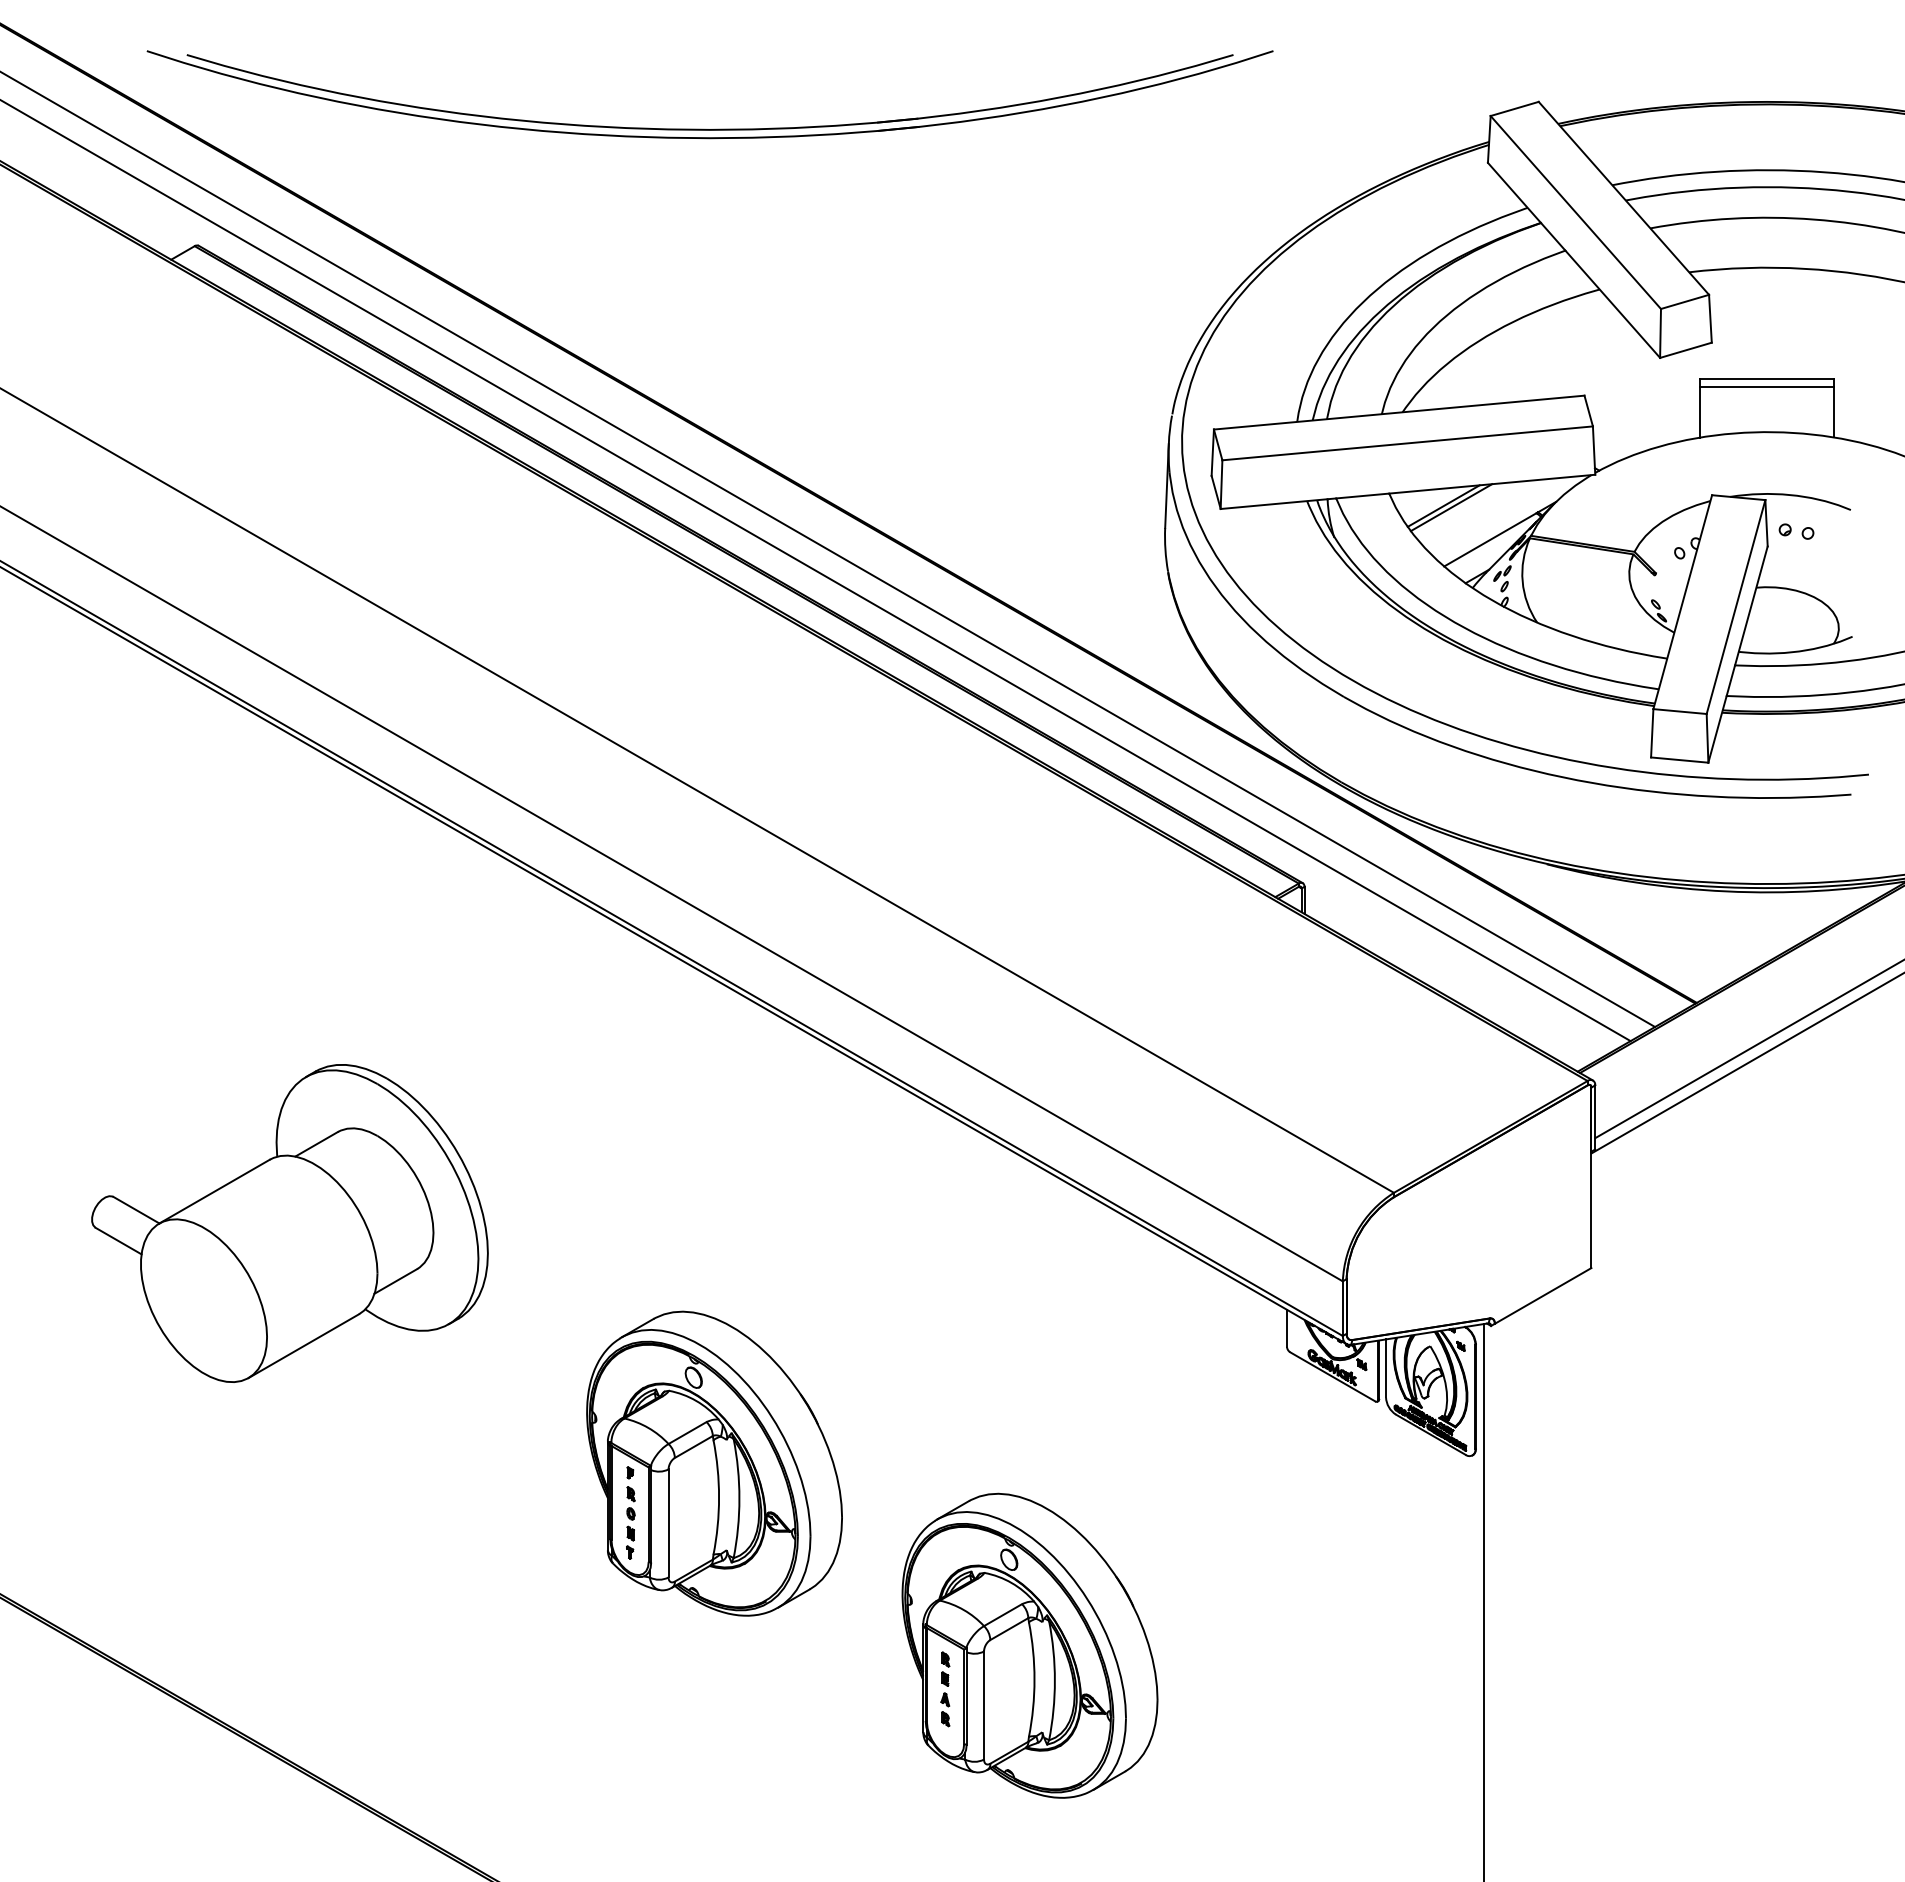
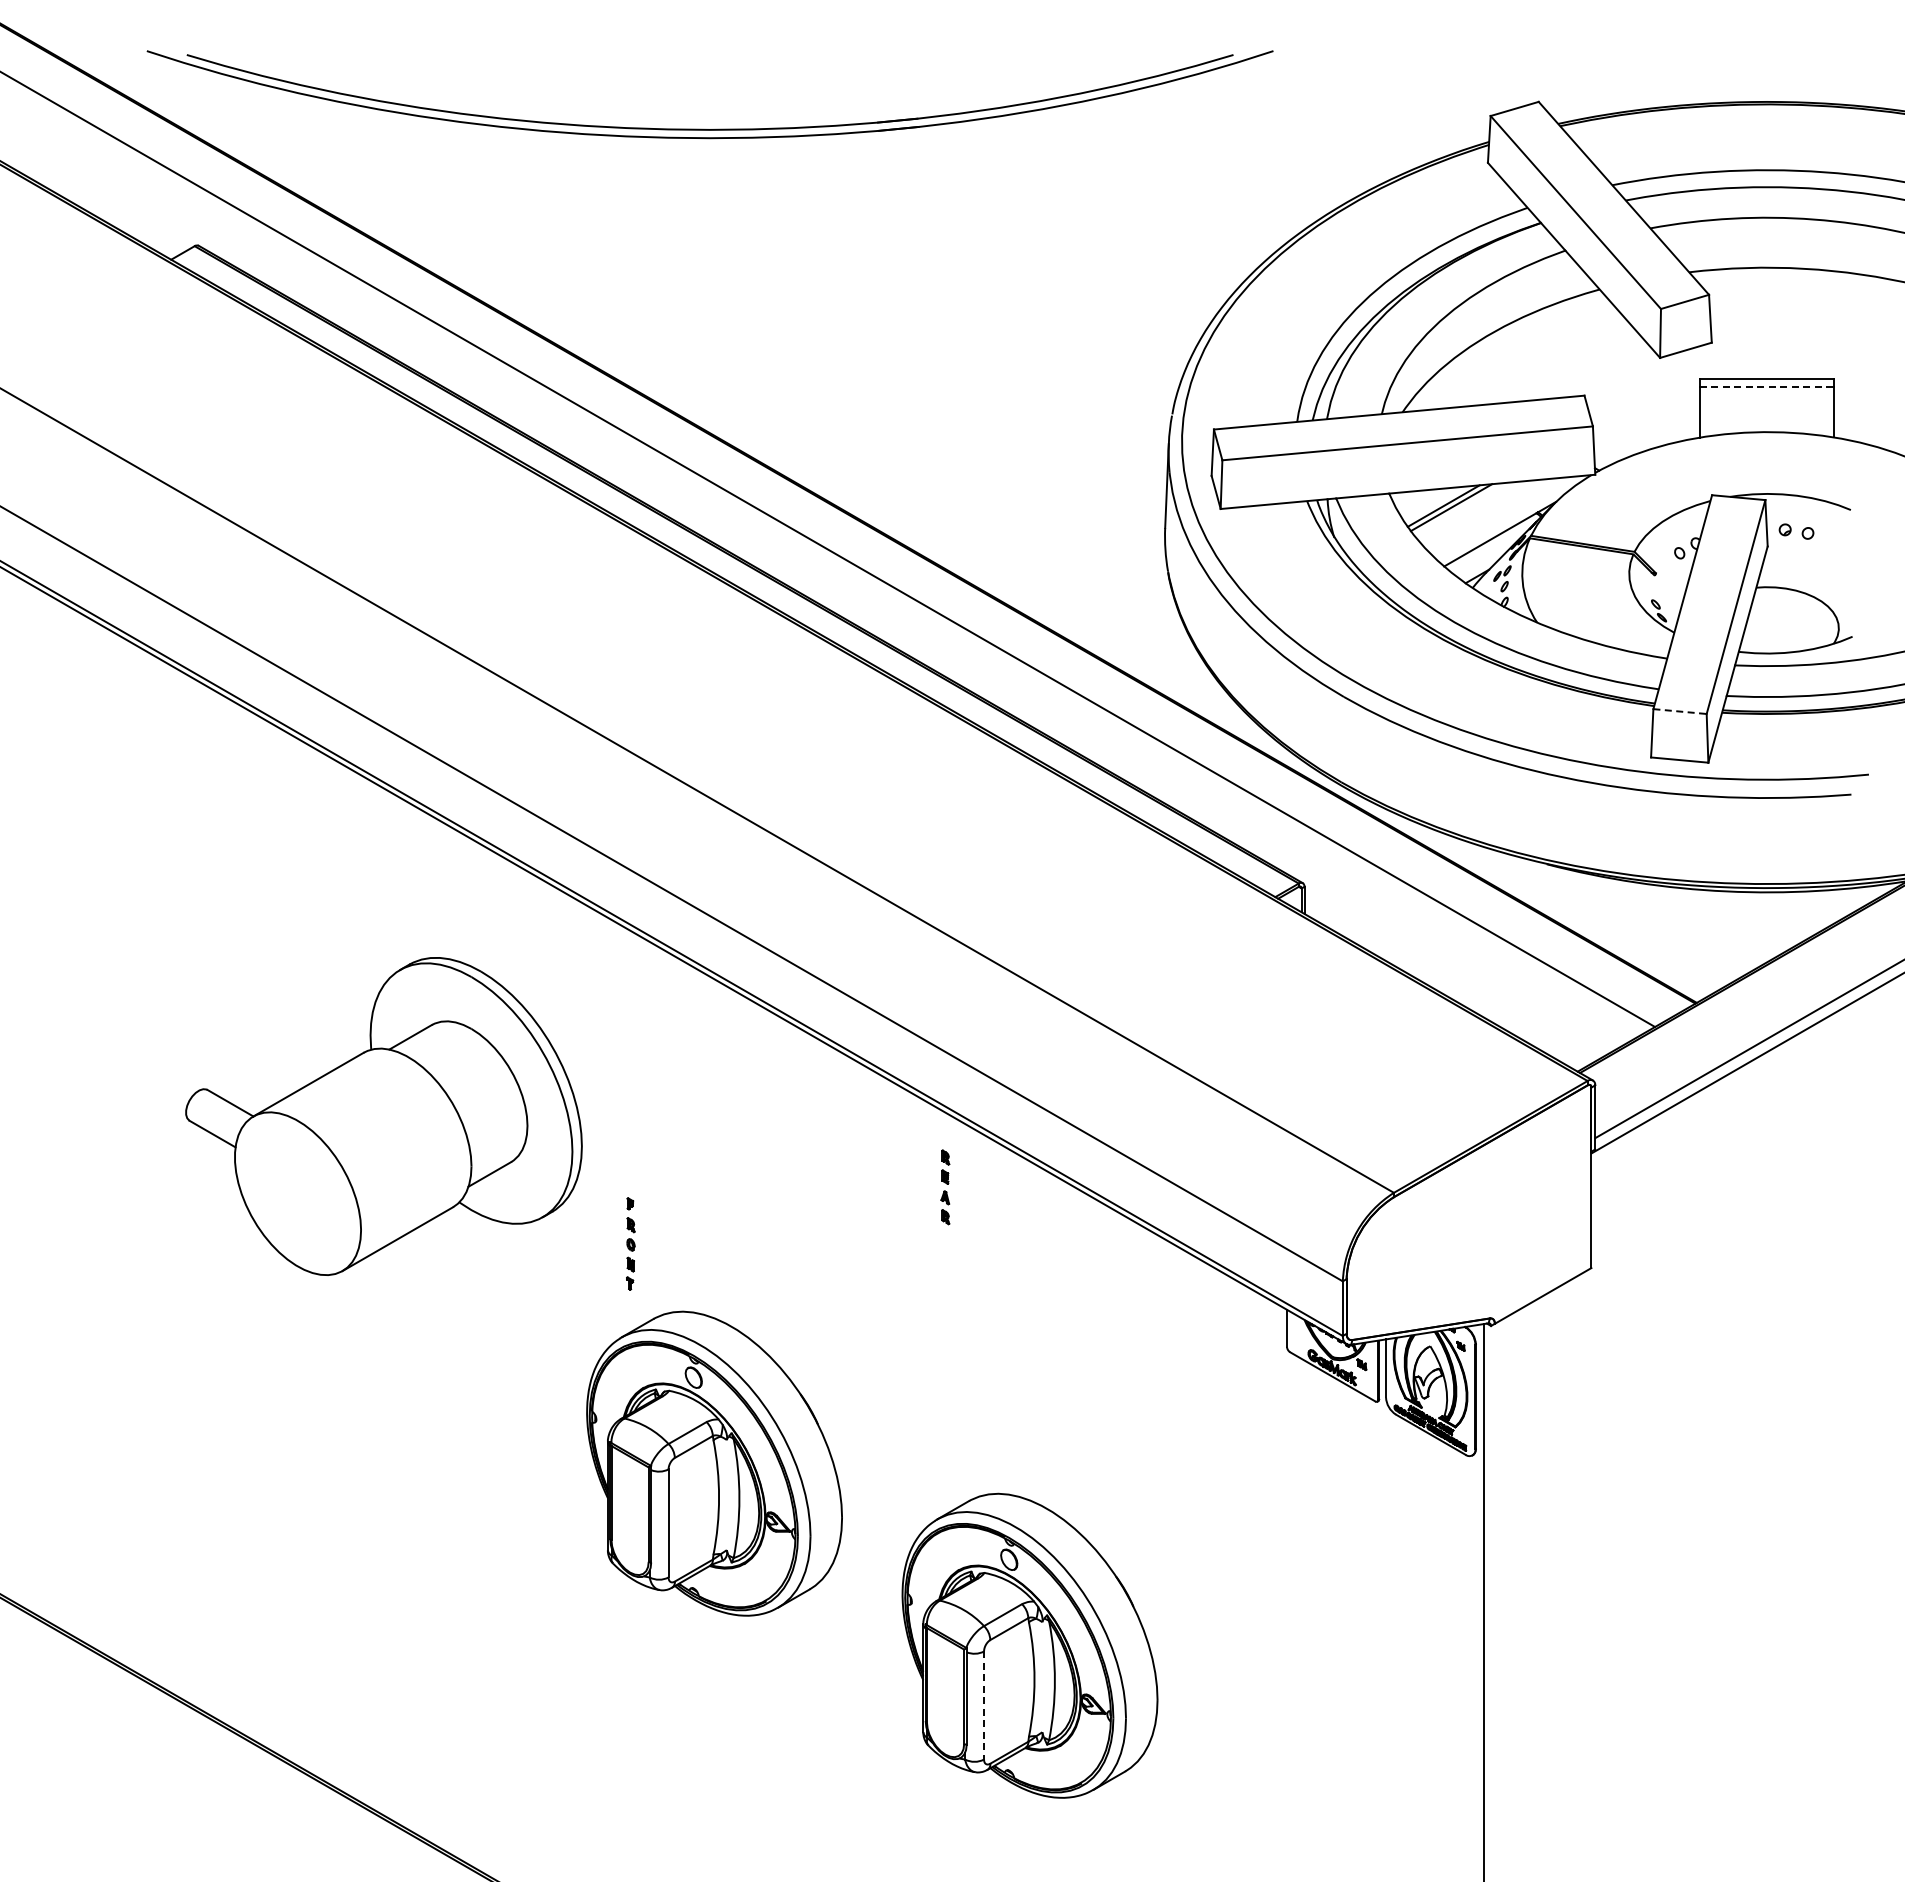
line: solid -> dashed (1766, 386)
line: present -> none (816, 571)
line: solid -> dashed (1680, 711)
part position: (289, 1223) -> (383, 1116) (383, 1116)
part position: (630, 1512) -> (630, 1243) (630, 1243)
part position: (945, 1689) -> (945, 1187) (945, 1187)
line: solid -> dashed (984, 1706)
